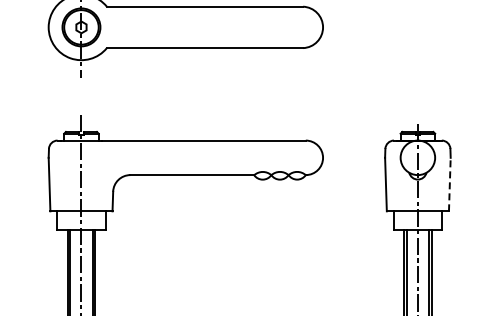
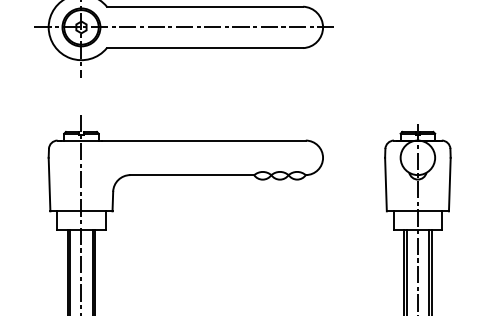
line: none -> present (184, 27)
line: dashed -> solid (449, 184)
